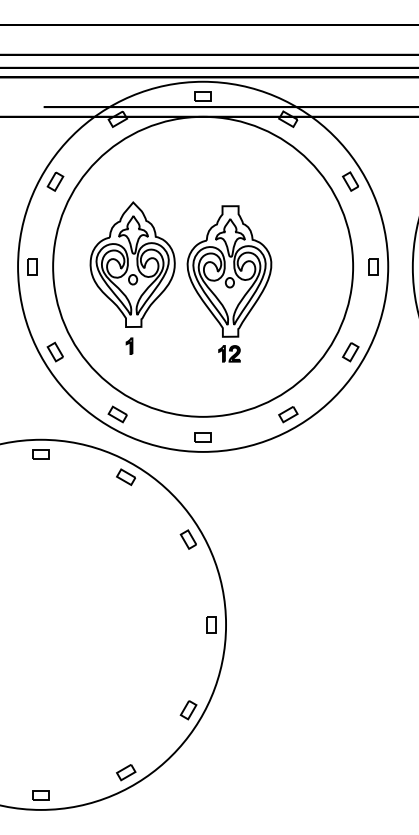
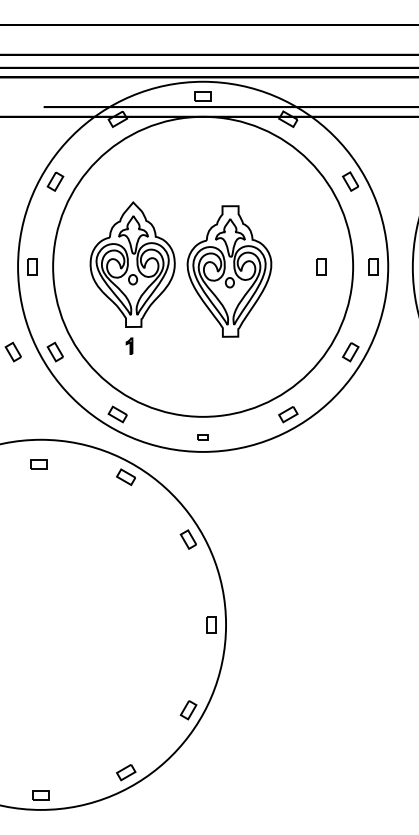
part: none -> present (321, 266)
part: none -> present (12, 351)
part: present -> none (229, 353)
part size: 18x11 px -> 12x7 px (202, 437)
part position: (40, 454) -> (38, 464) (38, 464)
